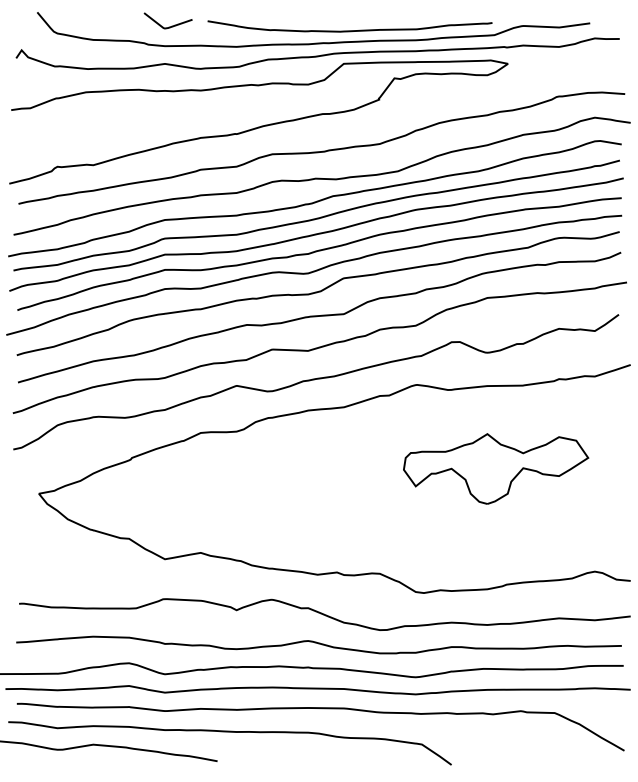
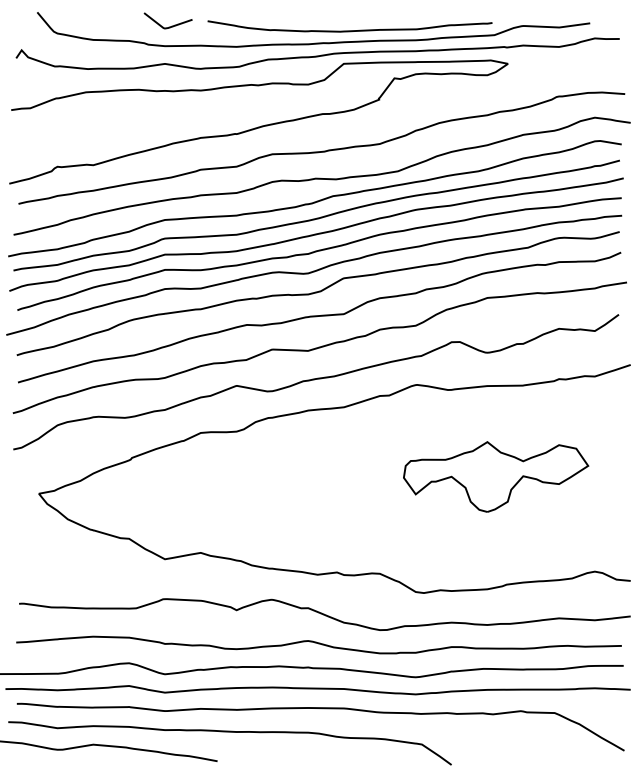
part position: (496, 468) -> (496, 476) (496, 476)
